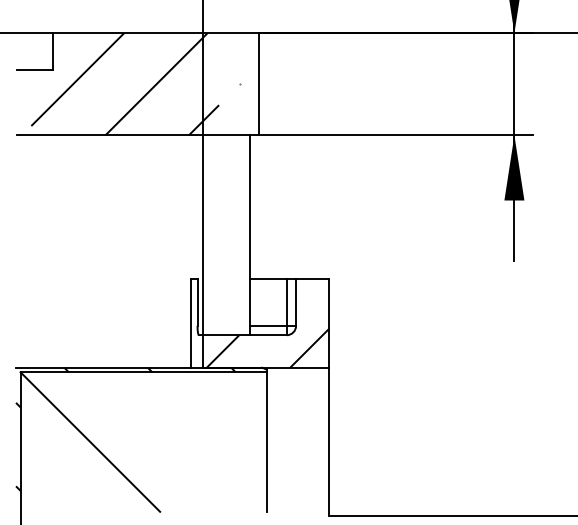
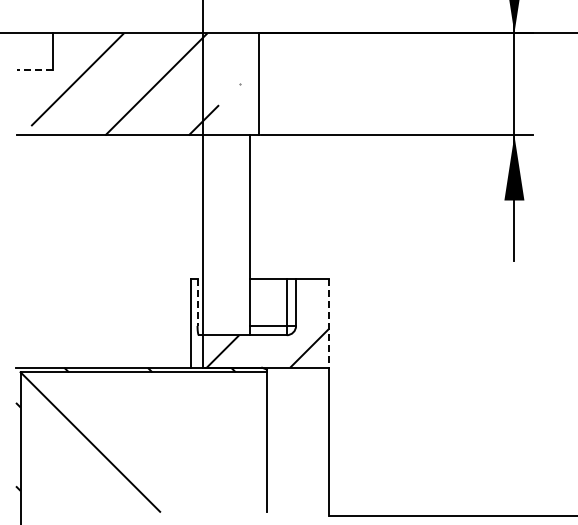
line: solid -> dashed (34, 70)
line: solid -> dashed (197, 303)
line: solid -> dashed (328, 324)
